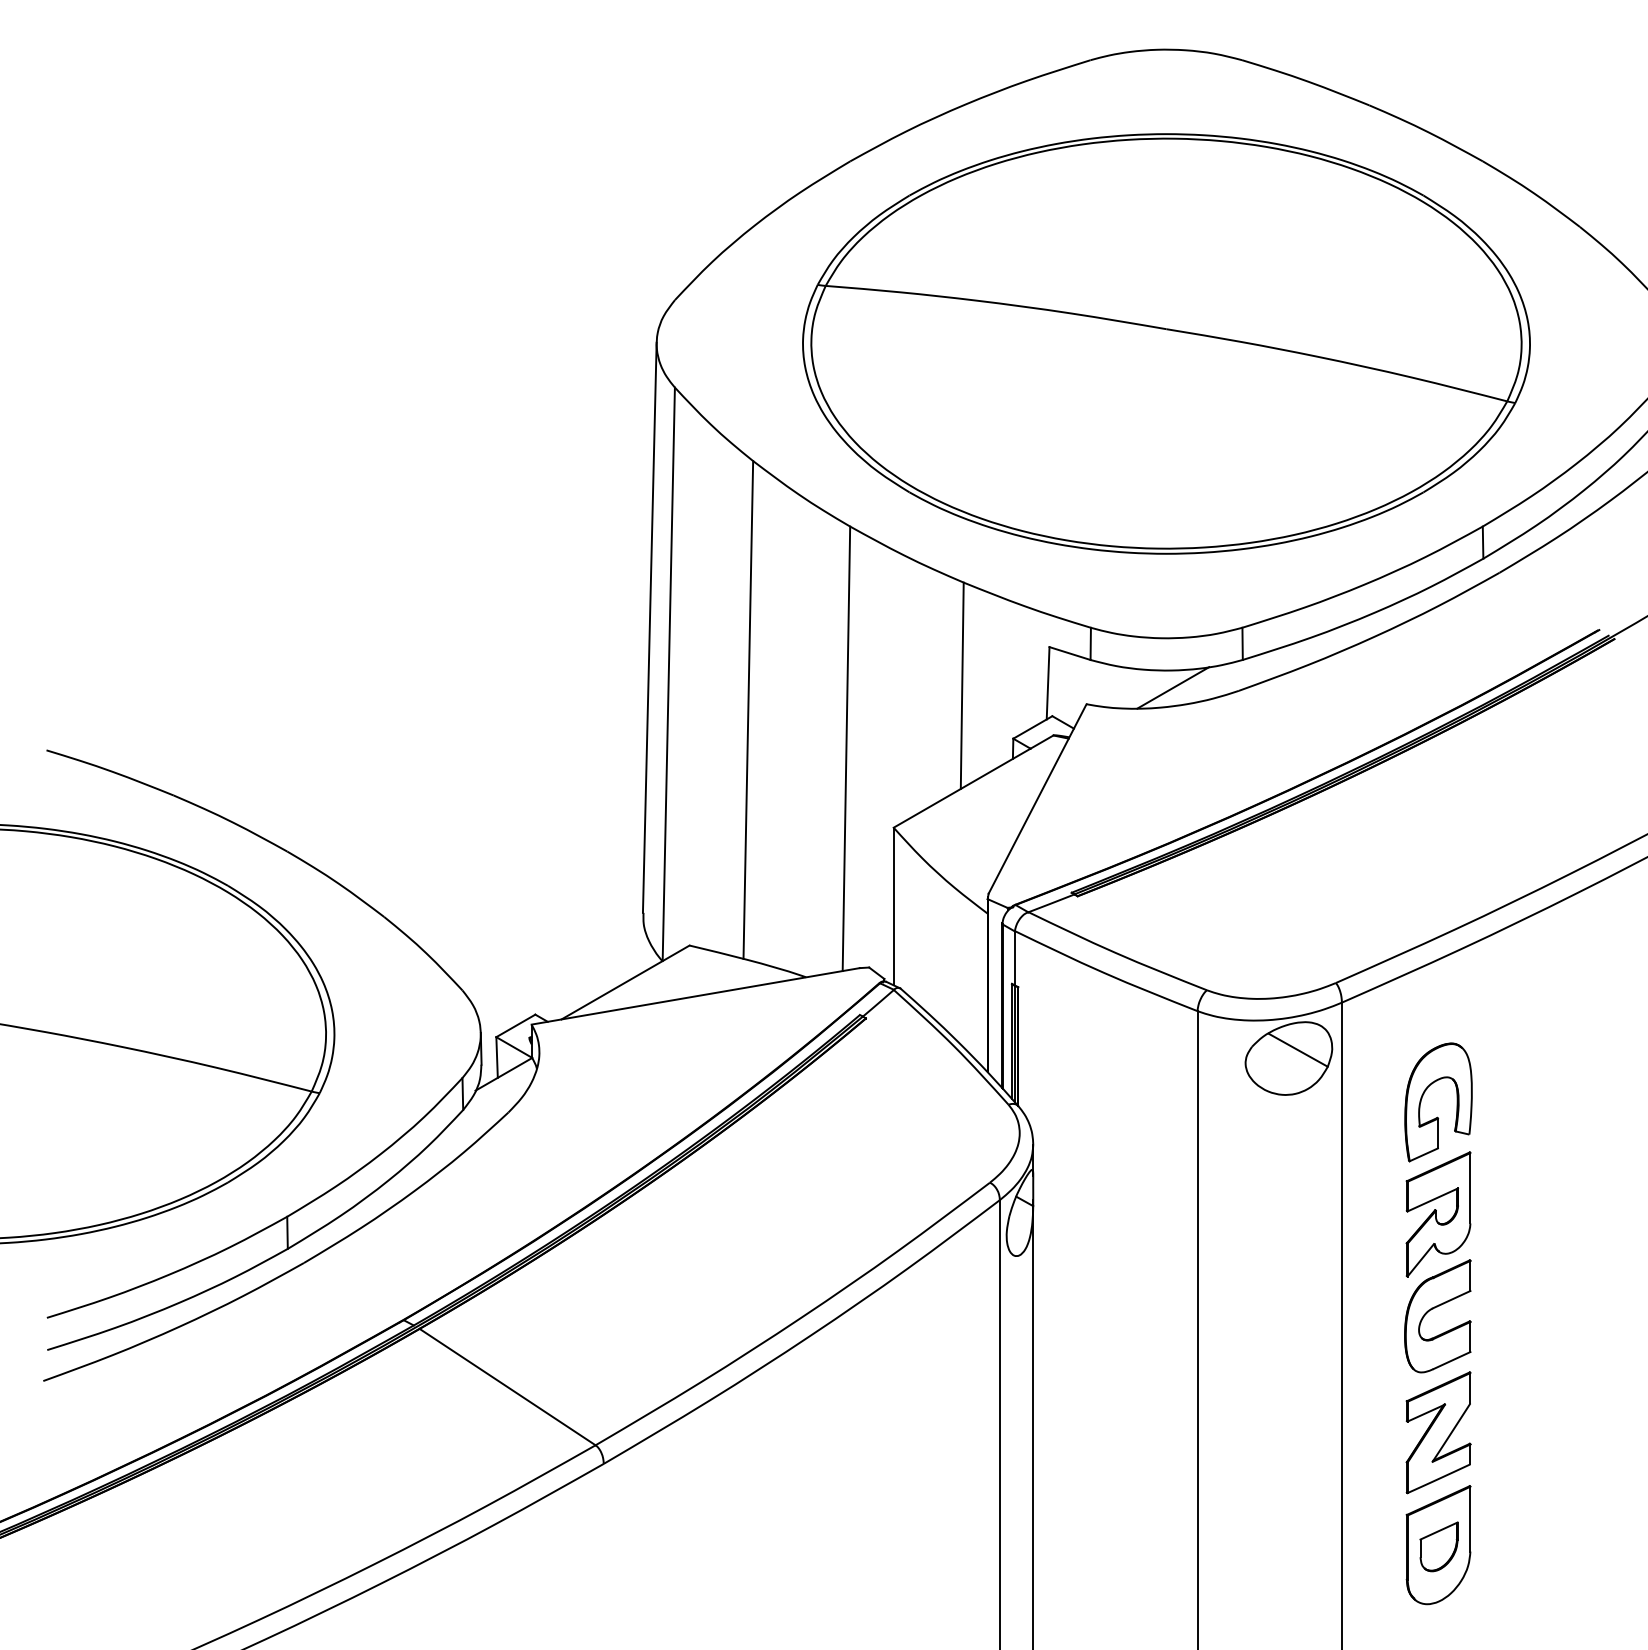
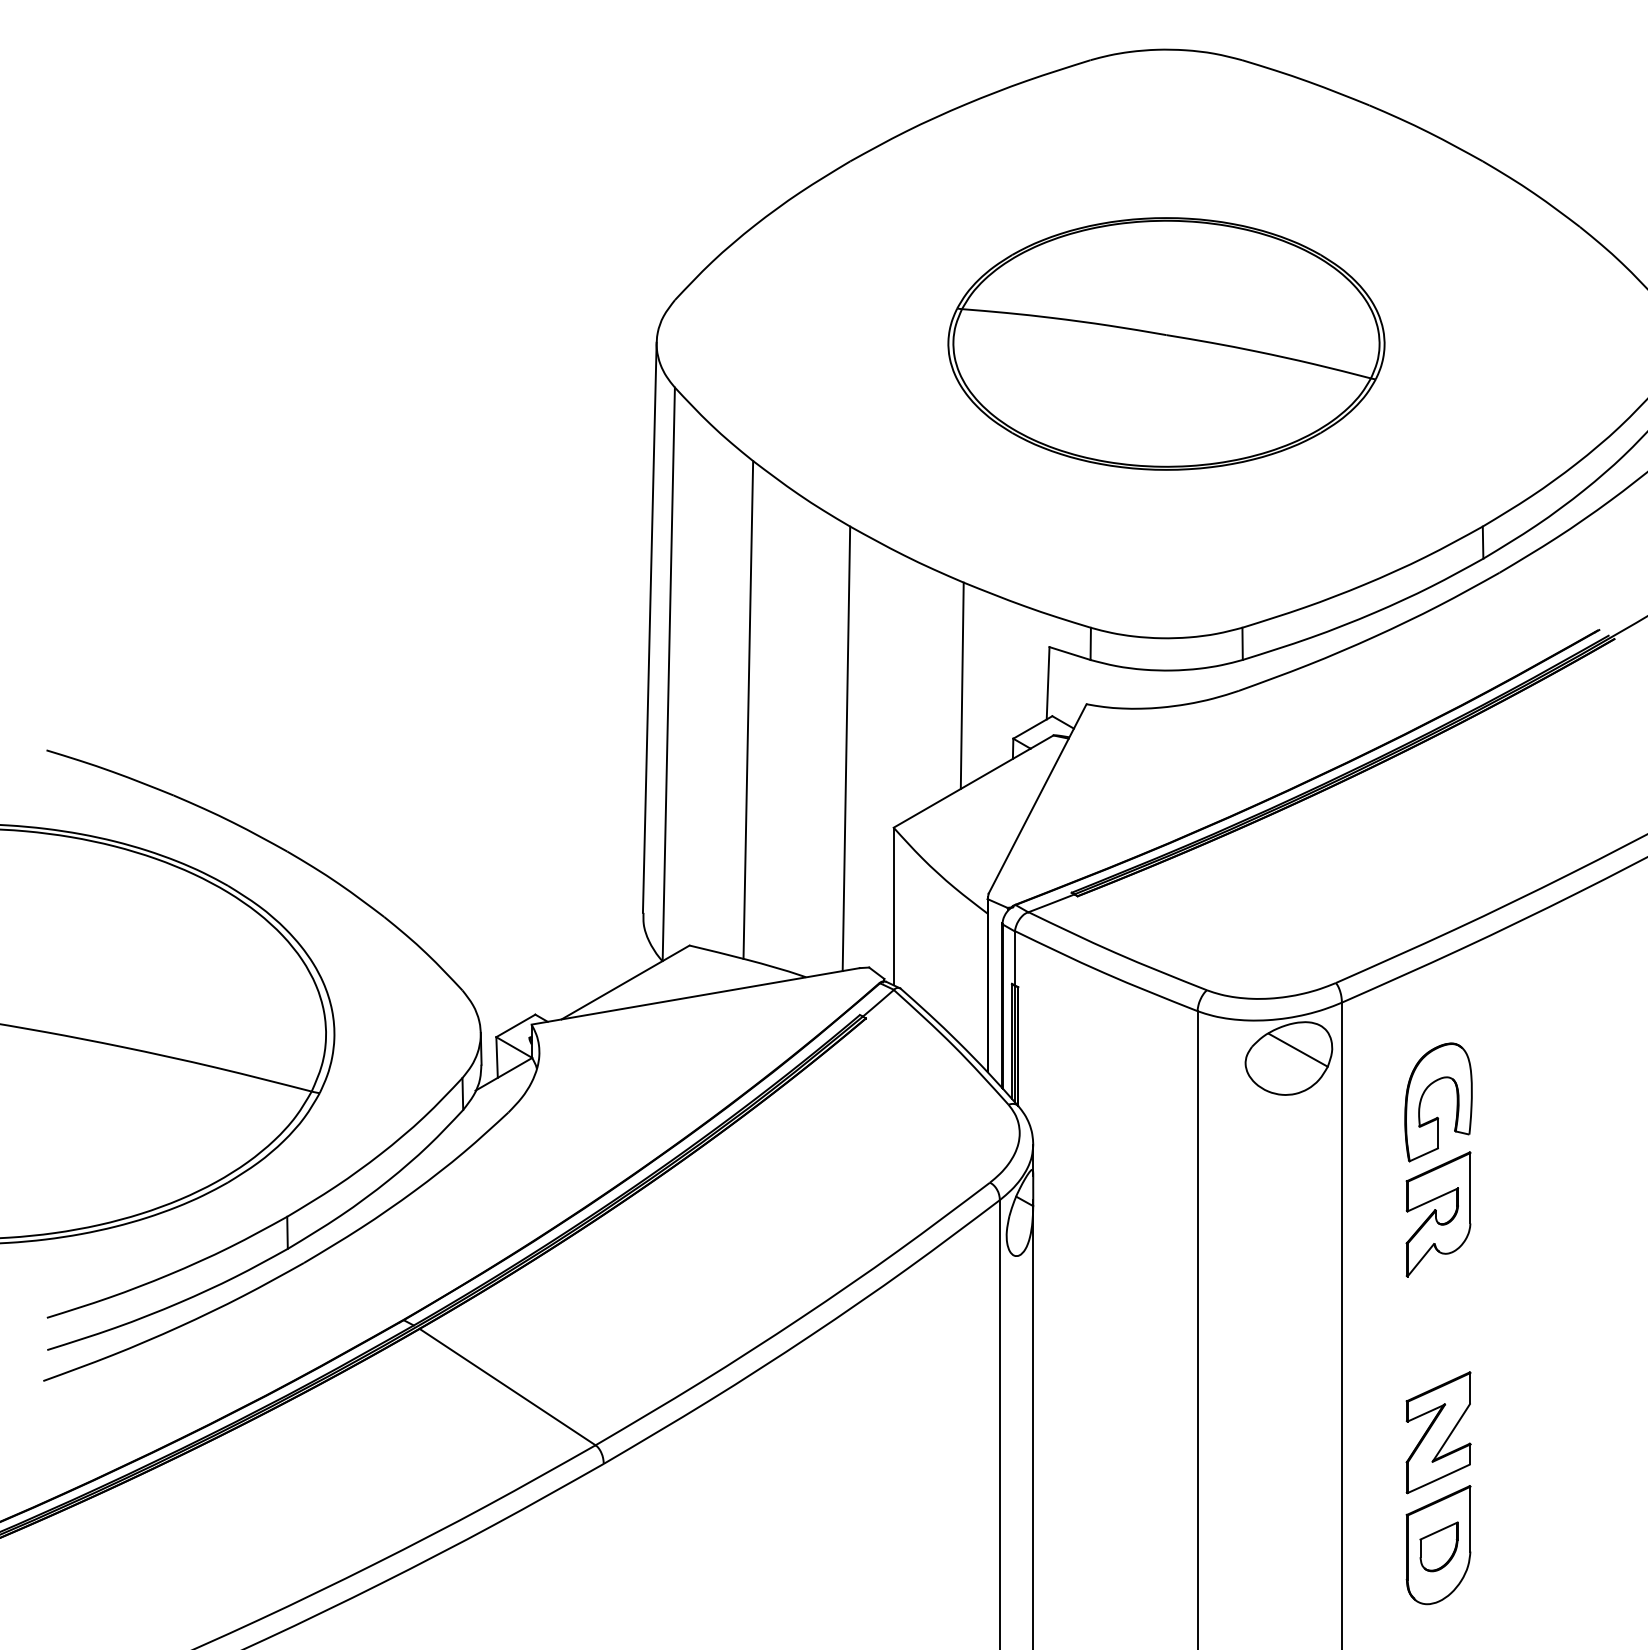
part size: 729x422 px -> 439x254 px (1166, 343)
line: present -> none (1173, 687)
part: present -> none (1433, 1309)
